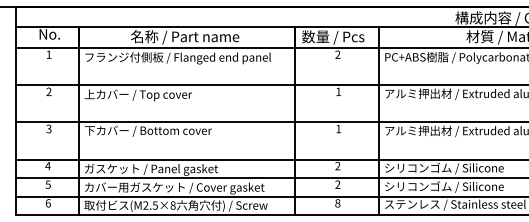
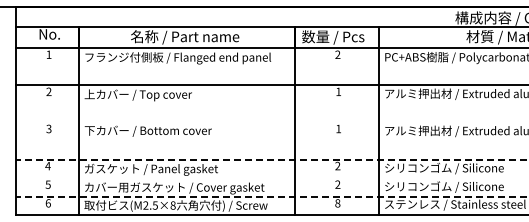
line: present -> none (270, 122)
line: solid -> dashed (271, 159)
line: present -> none (270, 178)
line: solid -> dashed (271, 196)
